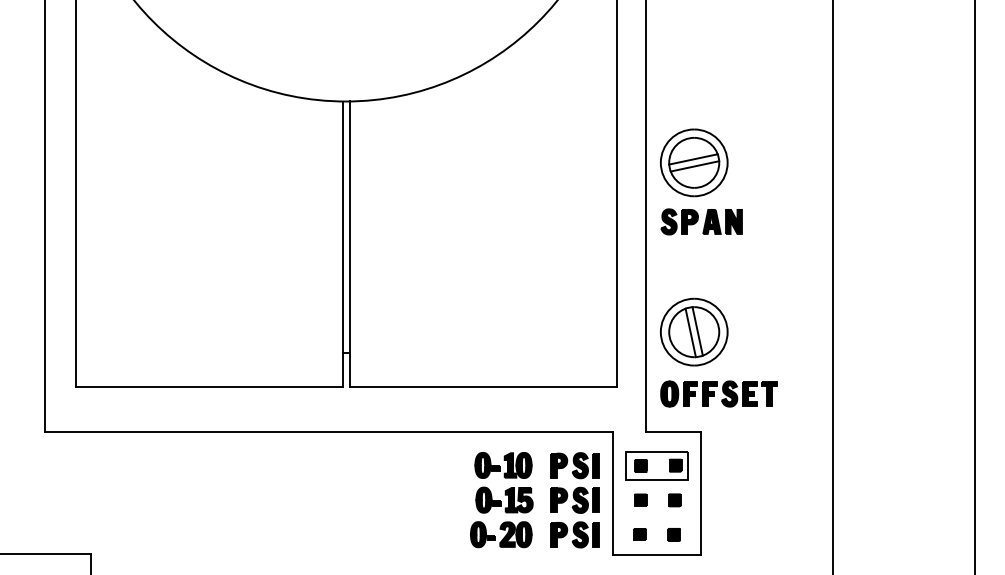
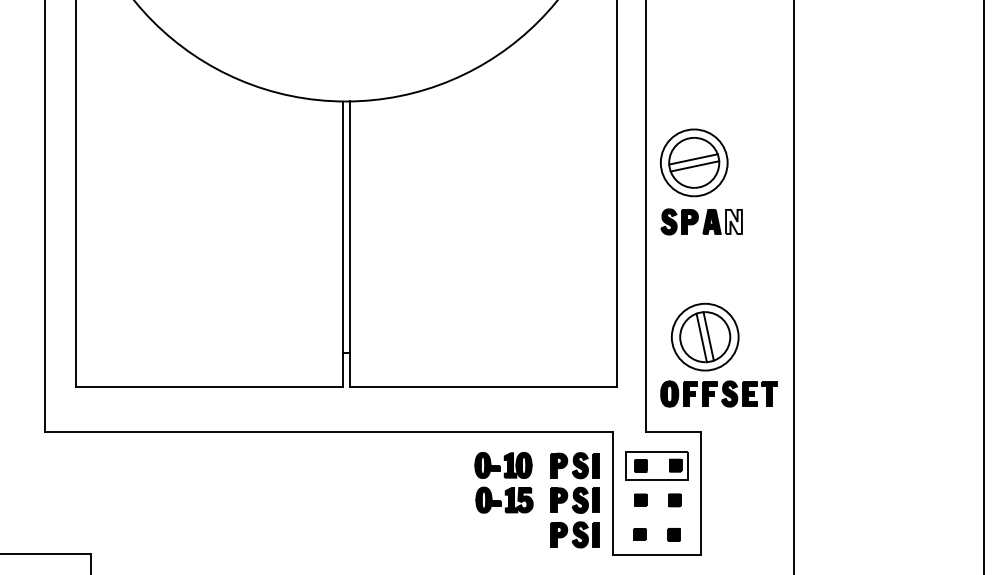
fill: present -> none (733, 221)
line position: (832, 286) -> (793, 286) (793, 286)
line position: (974, 286) -> (983, 286) (983, 286)
part position: (694, 331) -> (705, 336) (705, 336)
part: present -> none (501, 534)
